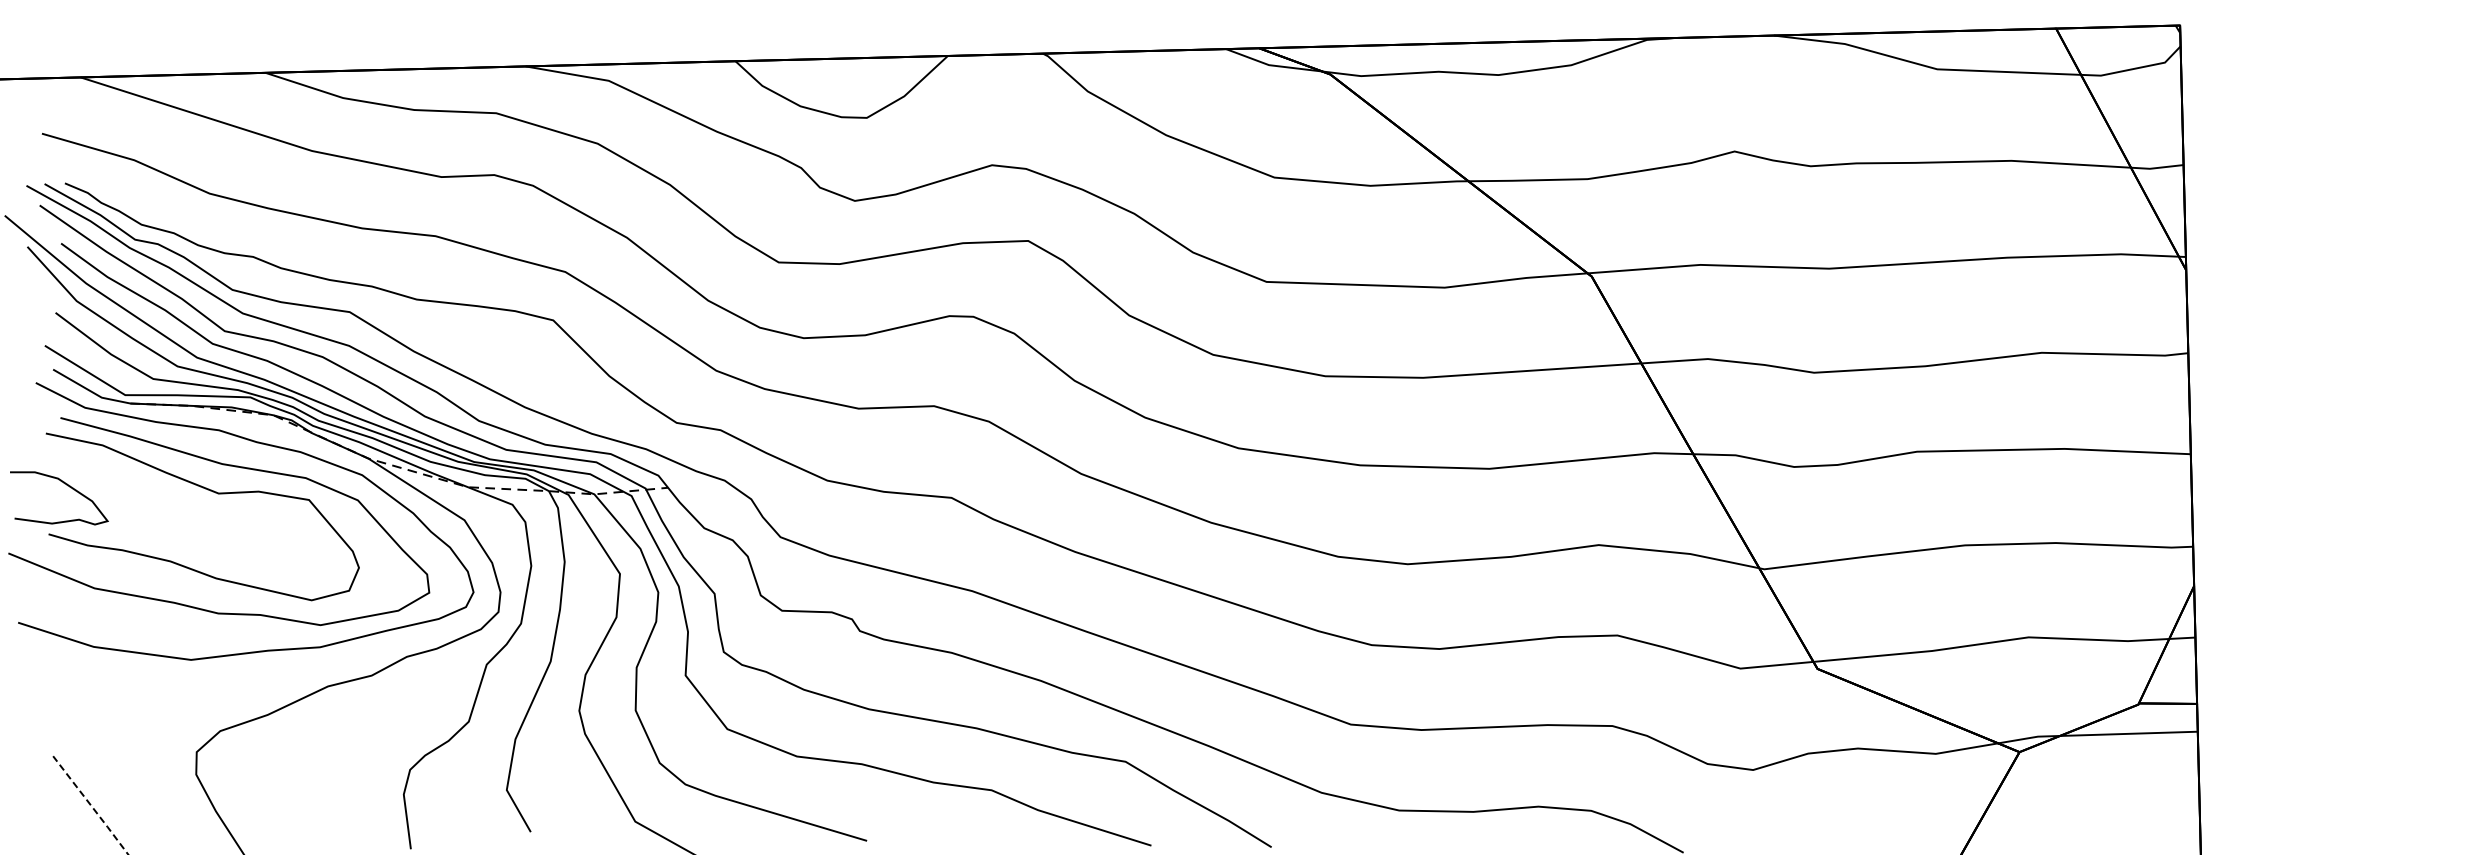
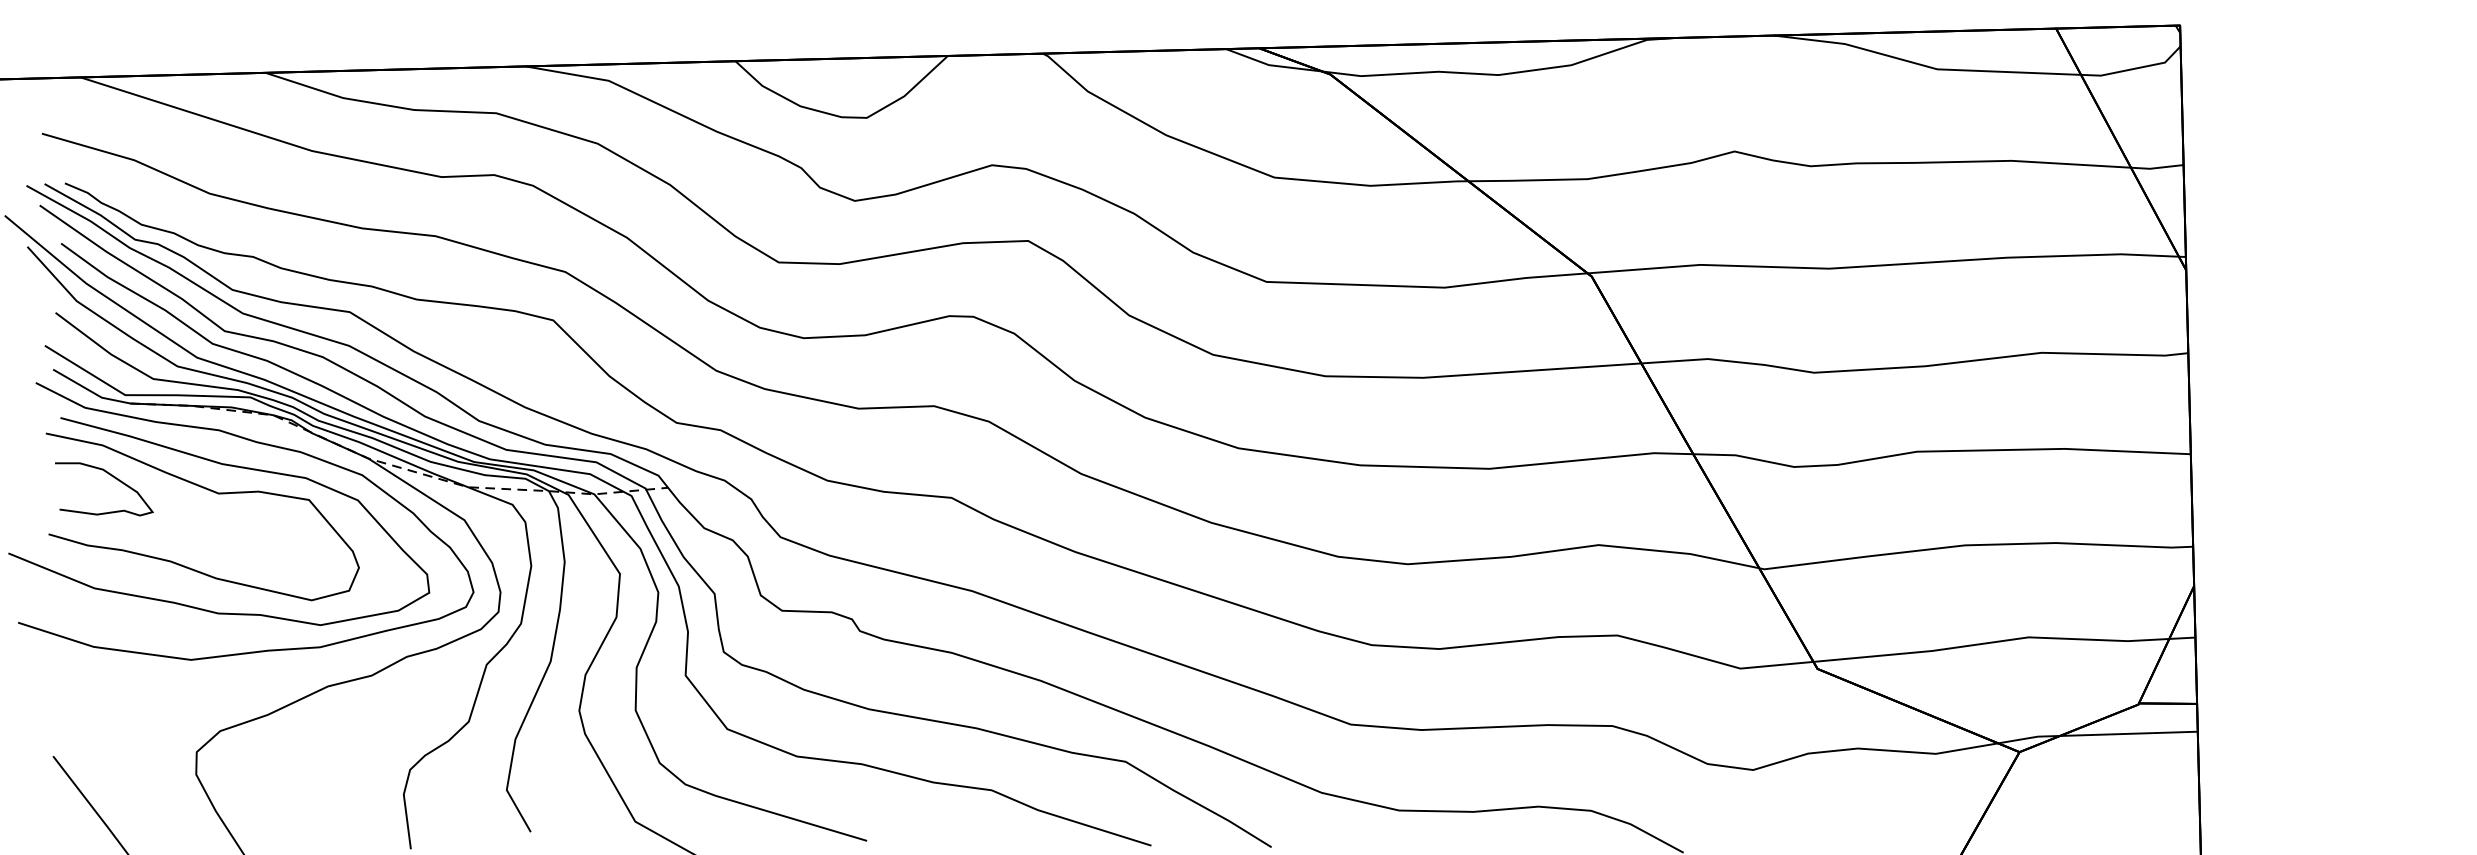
curve position: (66, 485) -> (111, 476) (111, 476)
line: dashed -> solid (91, 805)
